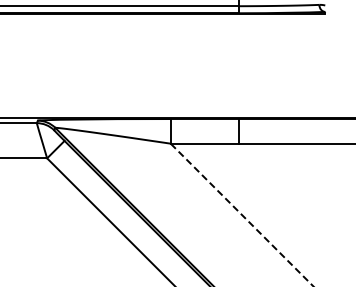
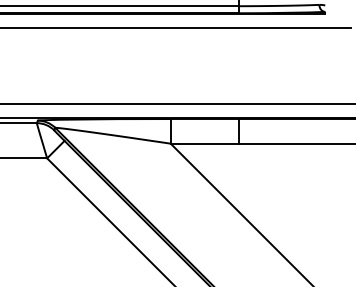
line: none -> present (176, 27)
line: none -> present (177, 103)
line: dashed -> solid (241, 214)
